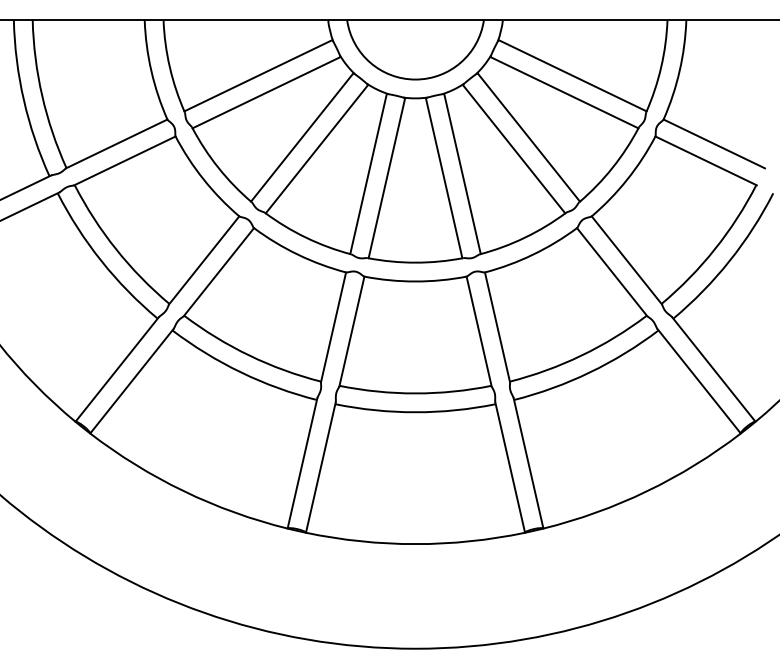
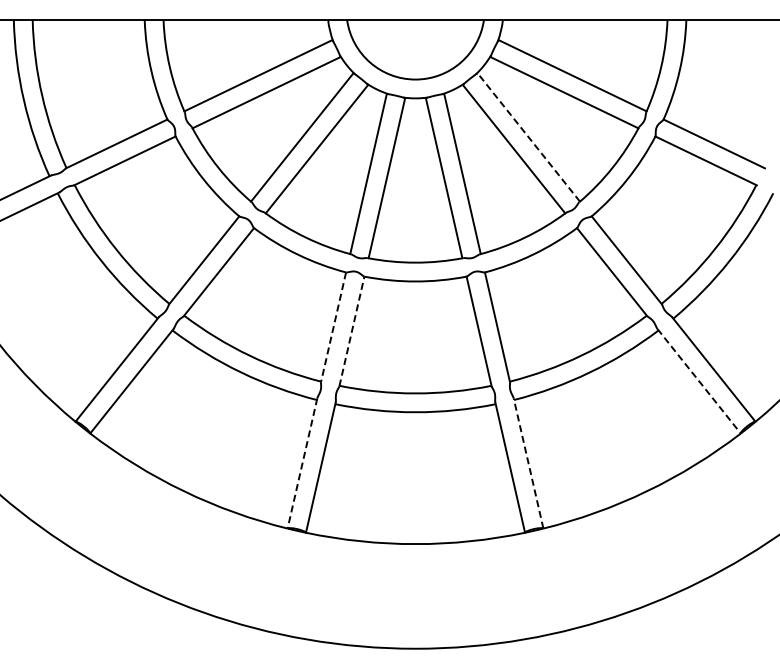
line: solid -> dashed (528, 137)
line: solid -> dashed (333, 327)
line: solid -> dashed (352, 331)
line: solid -> dashed (699, 381)
line: solid -> dashed (302, 463)
line: solid -> dashed (528, 463)
